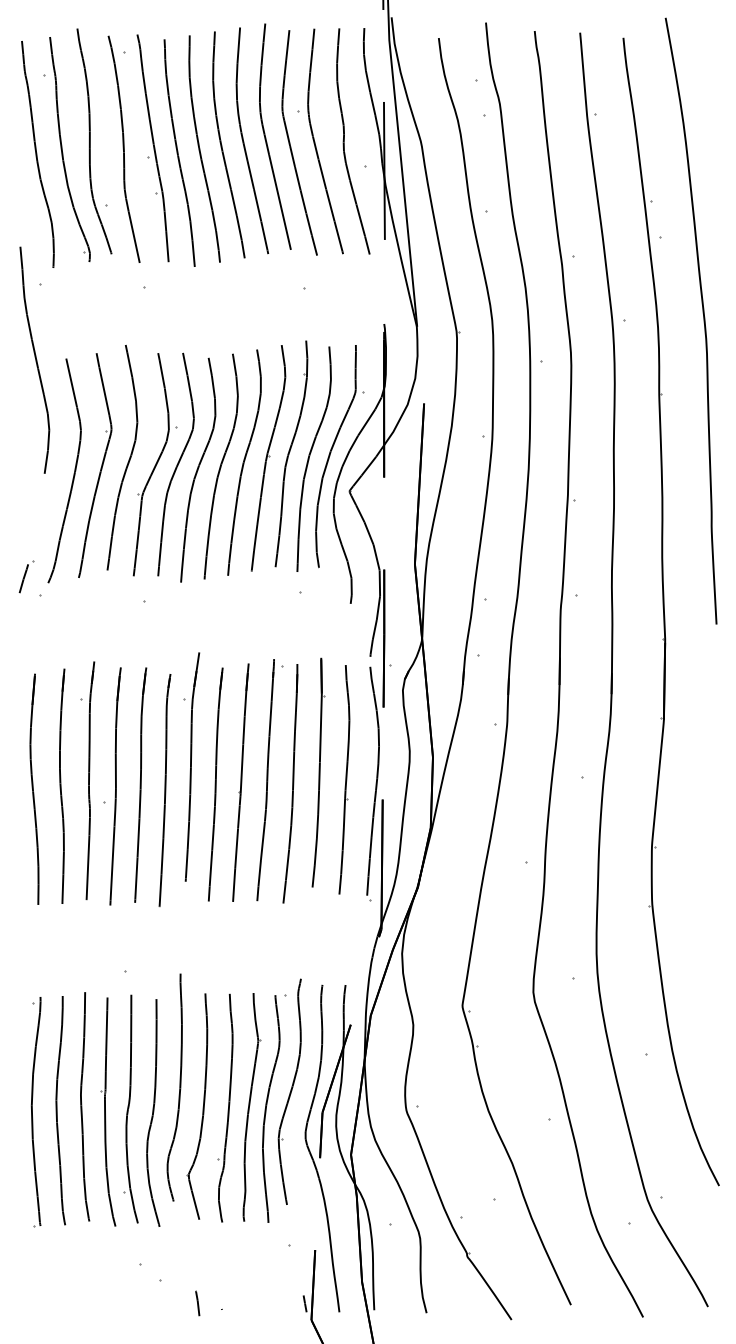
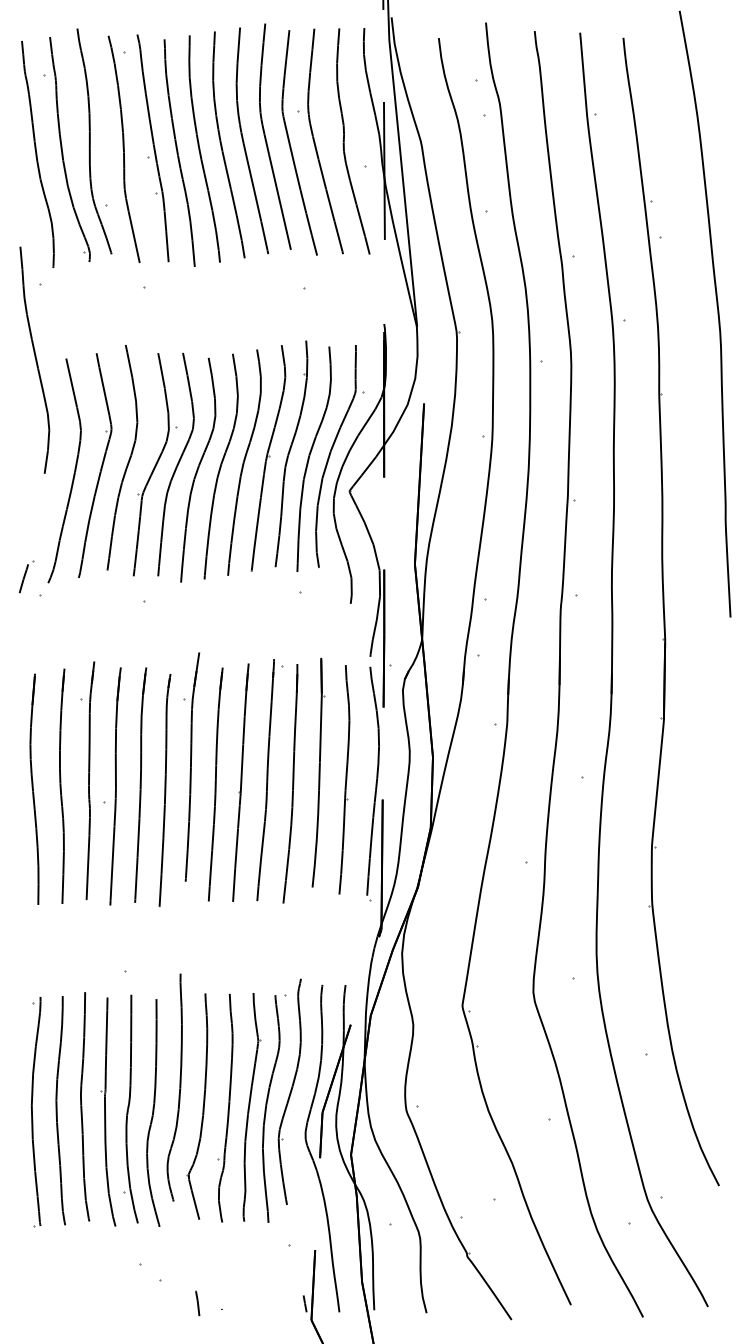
curve position: (703, 320) -> (717, 313) (717, 313)
